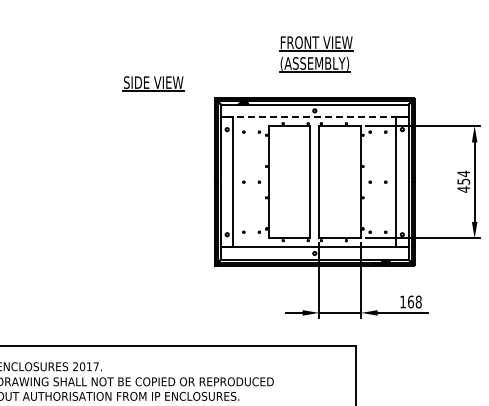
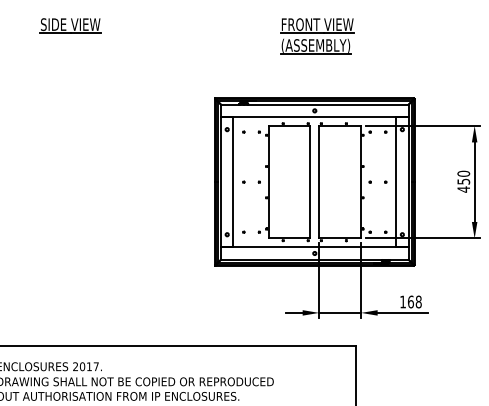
part position: (316, 54) -> (317, 36) (317, 36)
part position: (153, 83) -> (70, 25) (70, 25)
line: dashed -> solid (314, 117)
text: 454 -> 450 (463, 173)
